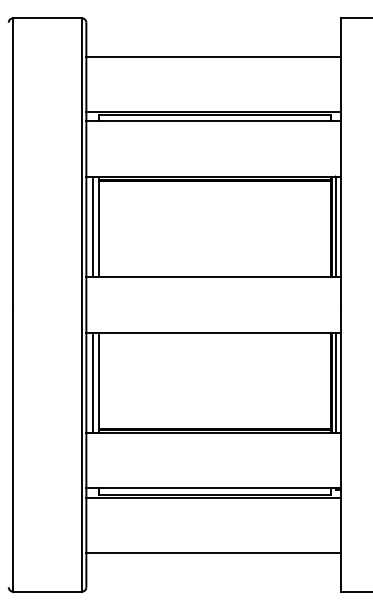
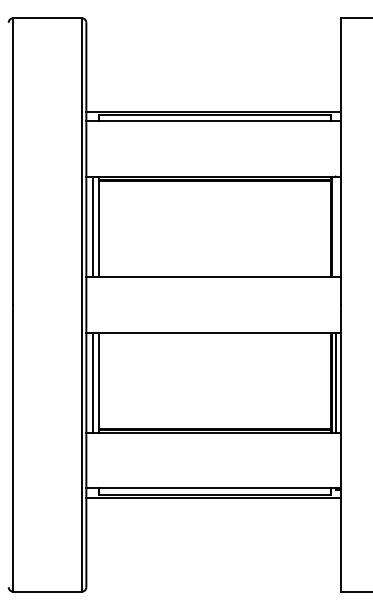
line: present -> none (213, 56)
line: present -> none (335, 226)
line: present -> none (213, 553)
